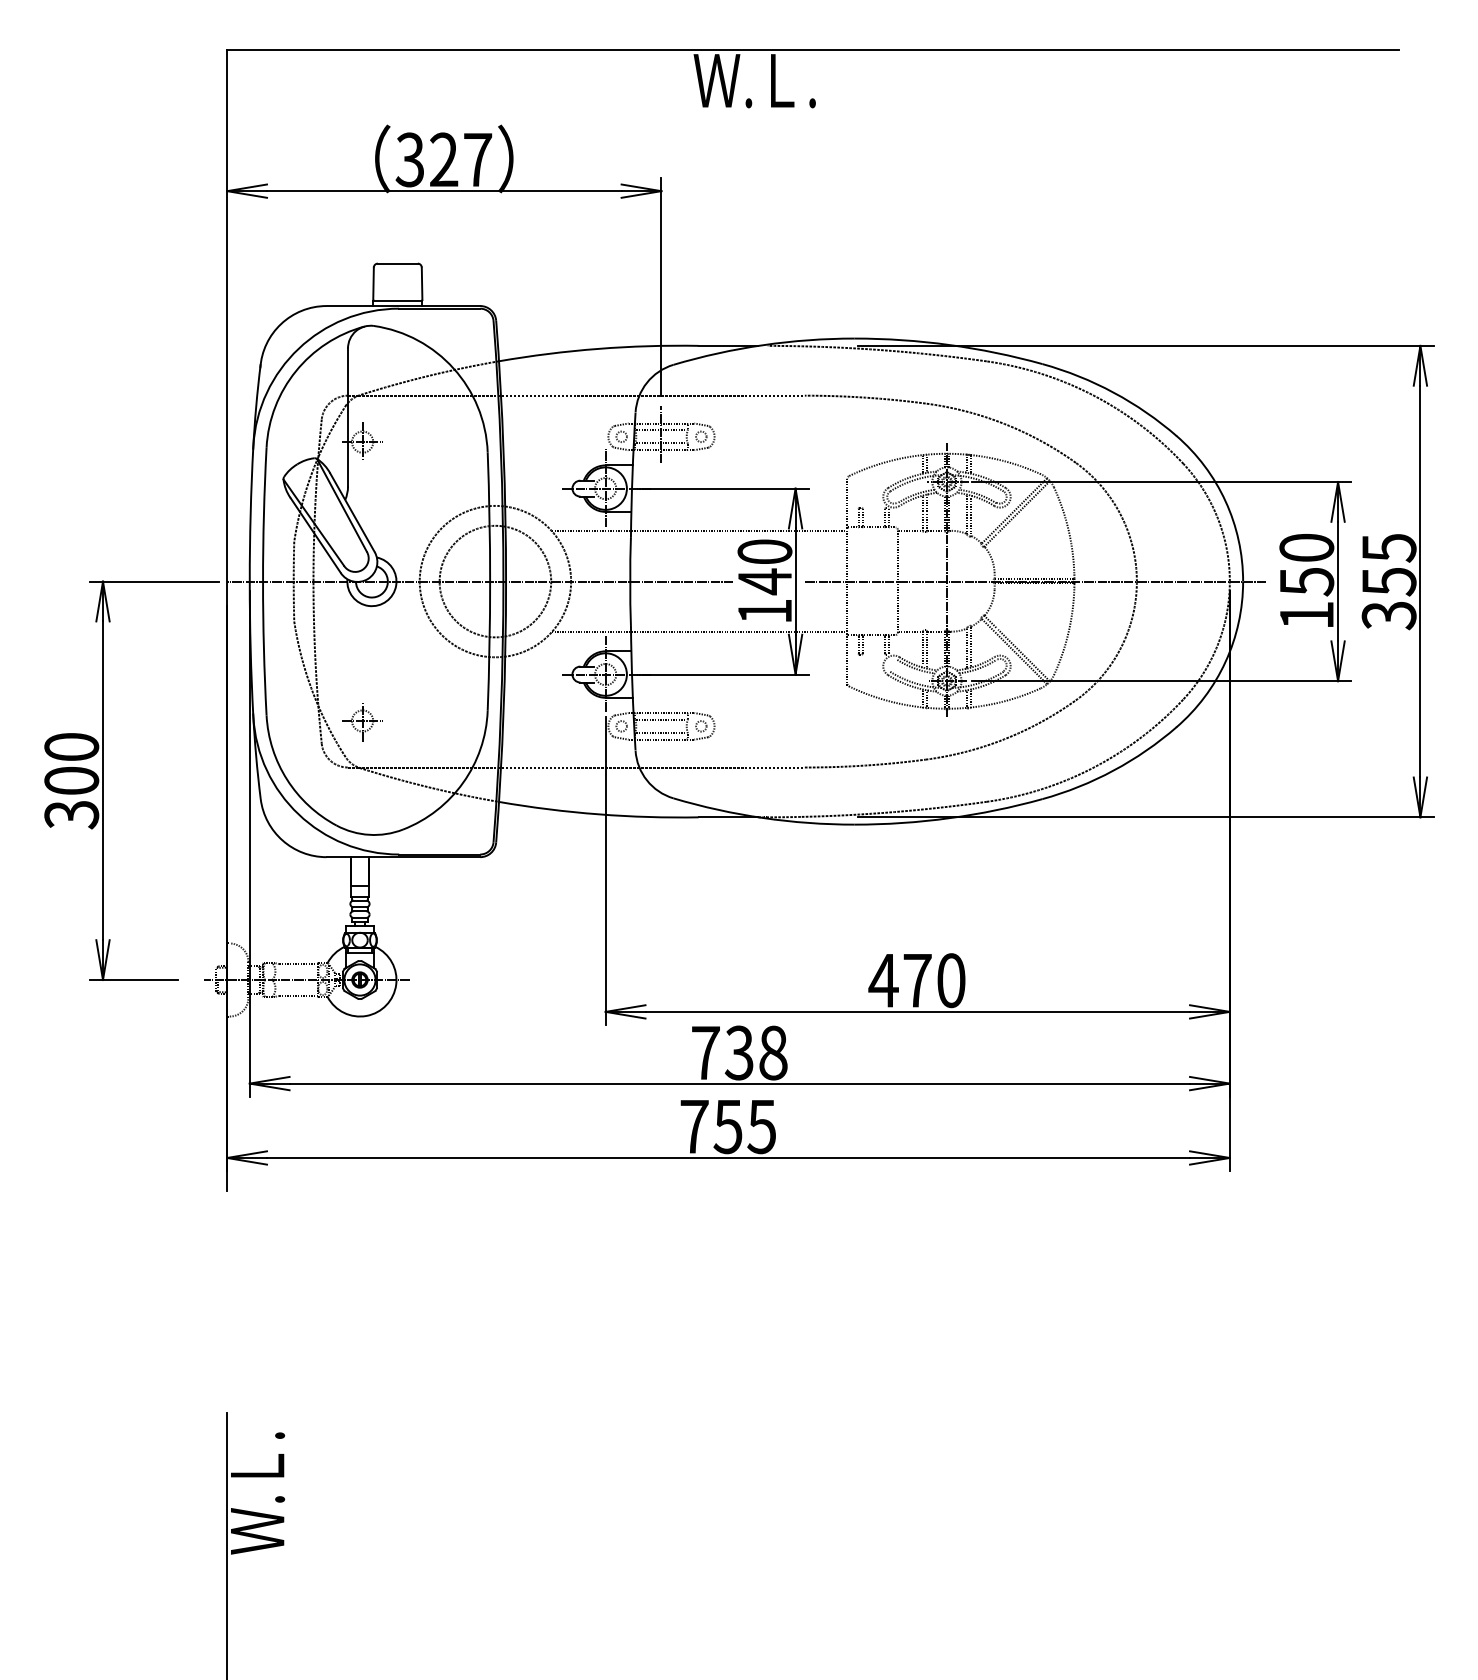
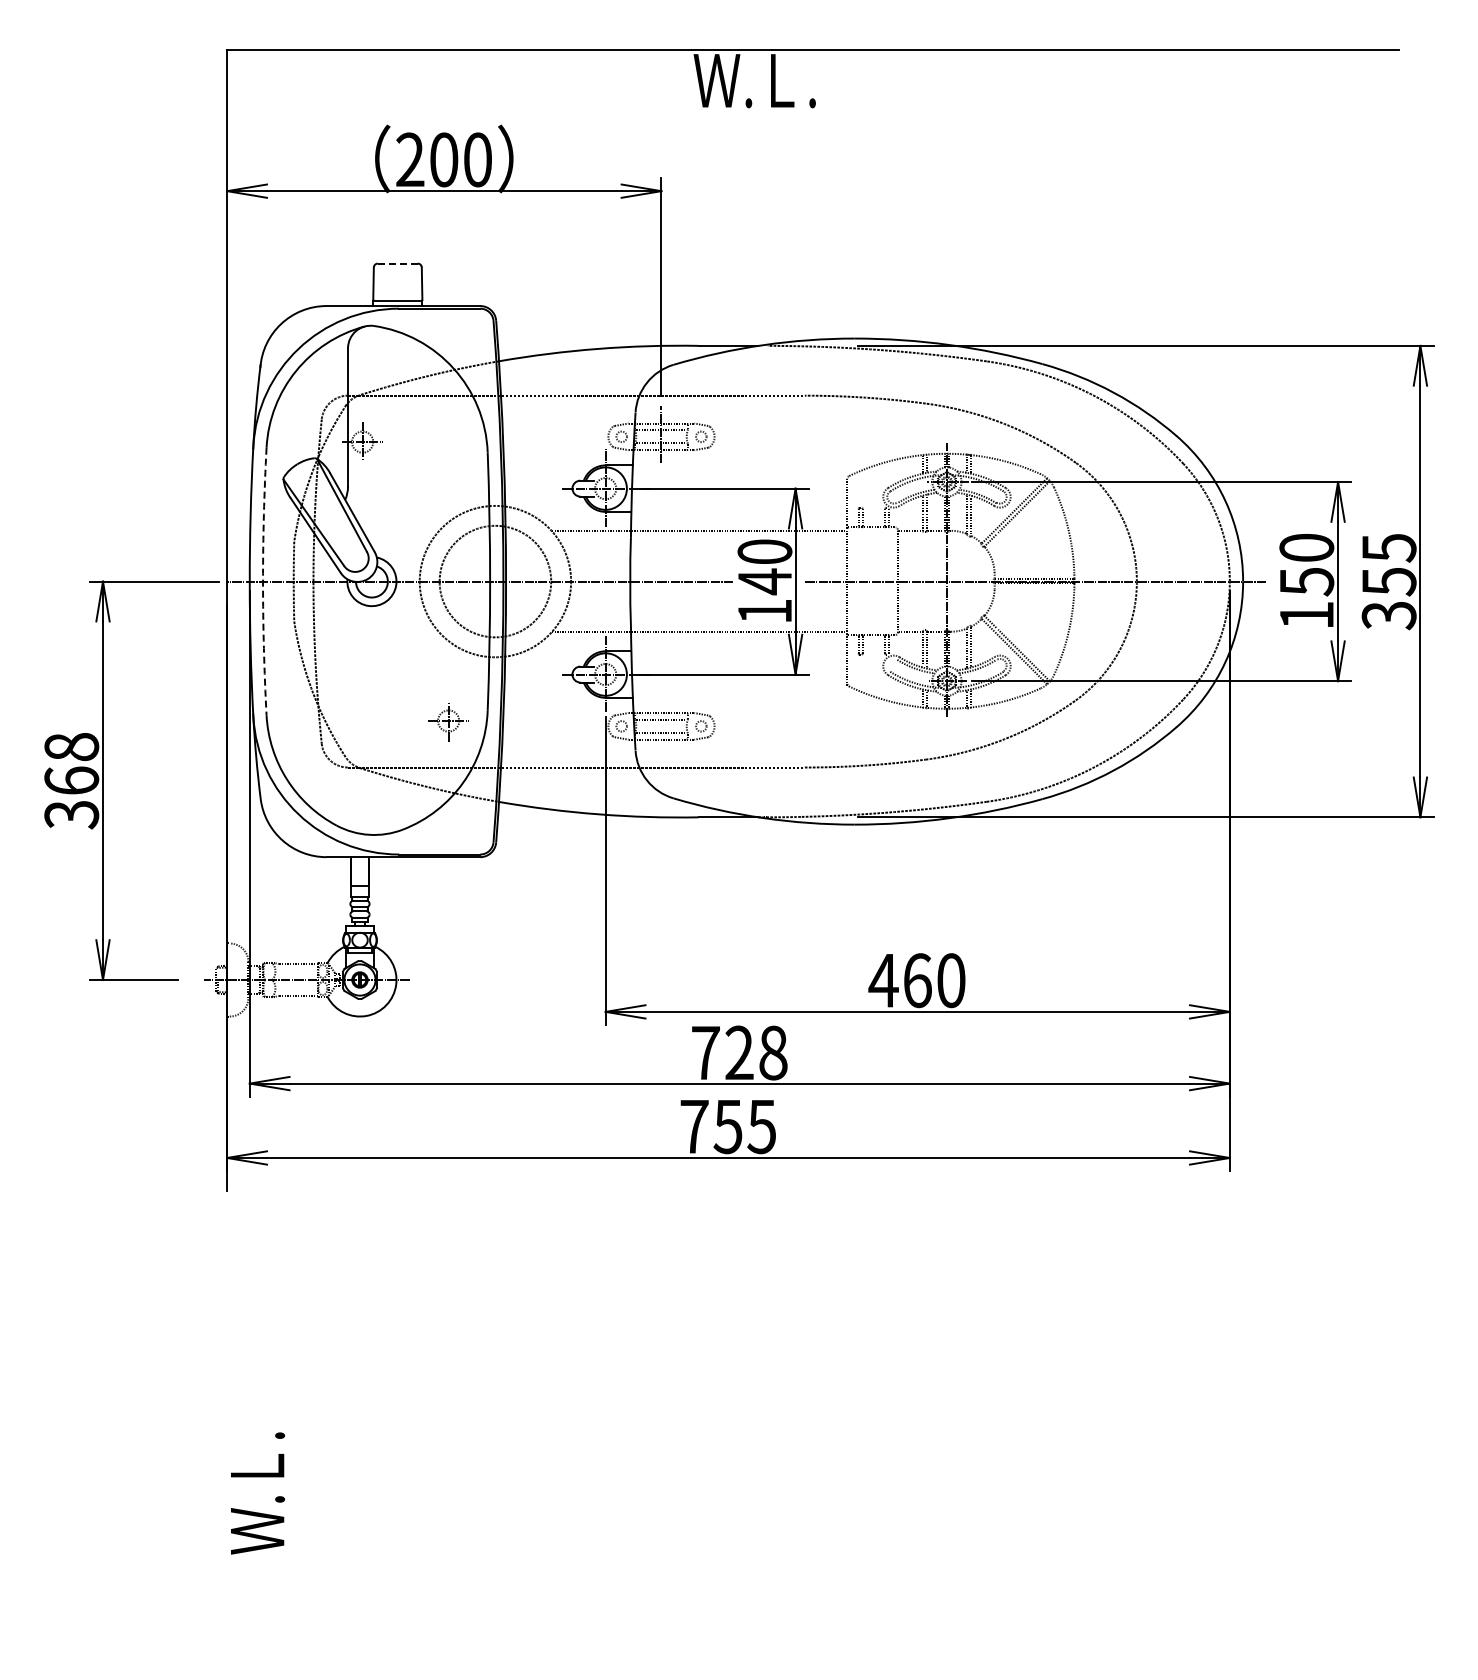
text: 327 -> 200 (443, 159)
line: solid -> dashed (397, 263)
arc: solid -> dashed (263, 581)
part position: (362, 722) -> (448, 722) (448, 722)
text: 300 -> 368 (71, 763)
text: 470 -> 460 (917, 980)
text: 738 -> 728 (738, 1053)
line: present -> none (227, 1544)
